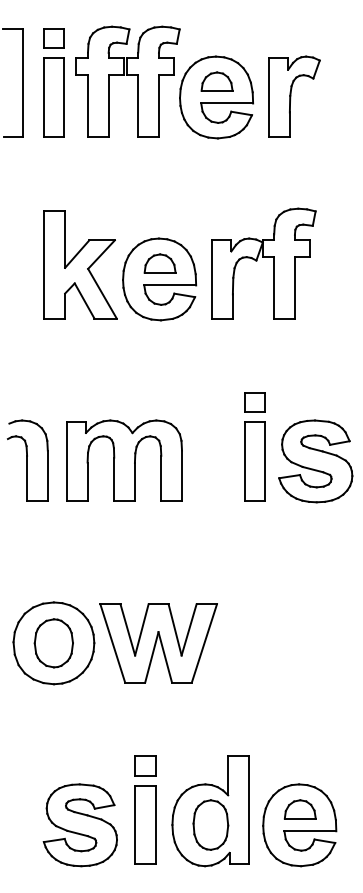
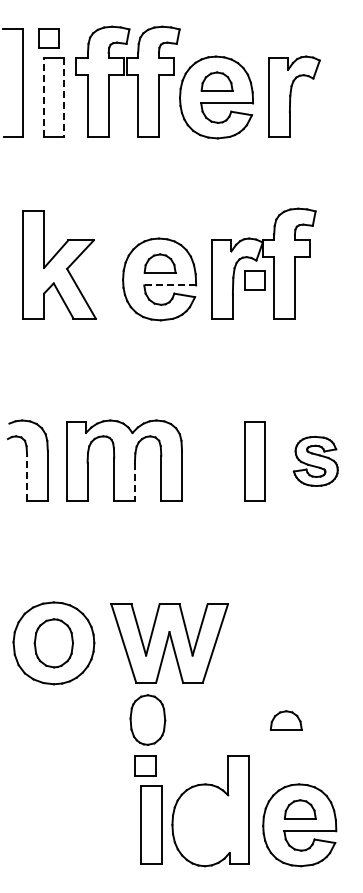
part position: (53, 38) -> (48, 38) (48, 38)
line: solid -> dashed (43, 97)
line: solid -> dashed (64, 98)
part position: (80, 264) -> (59, 264) (59, 264)
line: solid -> dashed (170, 285)
part position: (254, 402) -> (254, 280) (254, 280)
part size: 76x85 px -> 47x51 px (315, 461)
line: solid -> dashed (27, 477)
line: solid -> dashed (134, 481)
part position: (158, 643) -> (169, 643) (169, 643)
part: none -> present (285, 720)
part position: (145, 824) -> (151, 824) (151, 824)
part position: (210, 824) -> (147, 719) (147, 719)
part: present -> none (79, 825)
